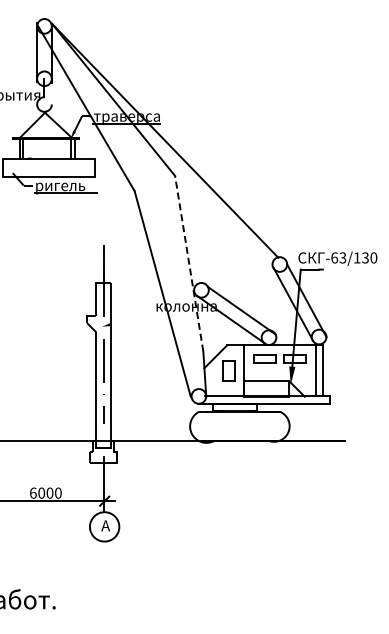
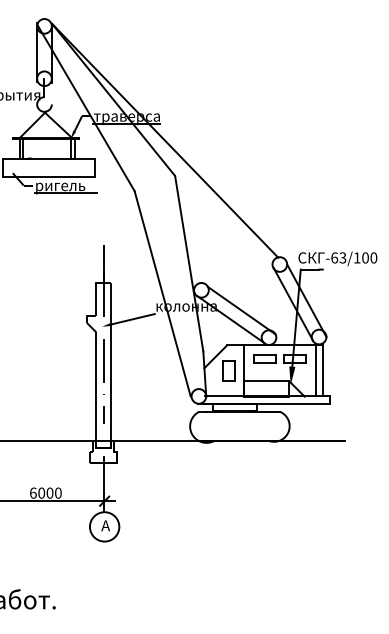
text: -63/130 -> -63/100 (365, 257)
line: dashed -> solid (189, 263)
line: none -> present (132, 319)
